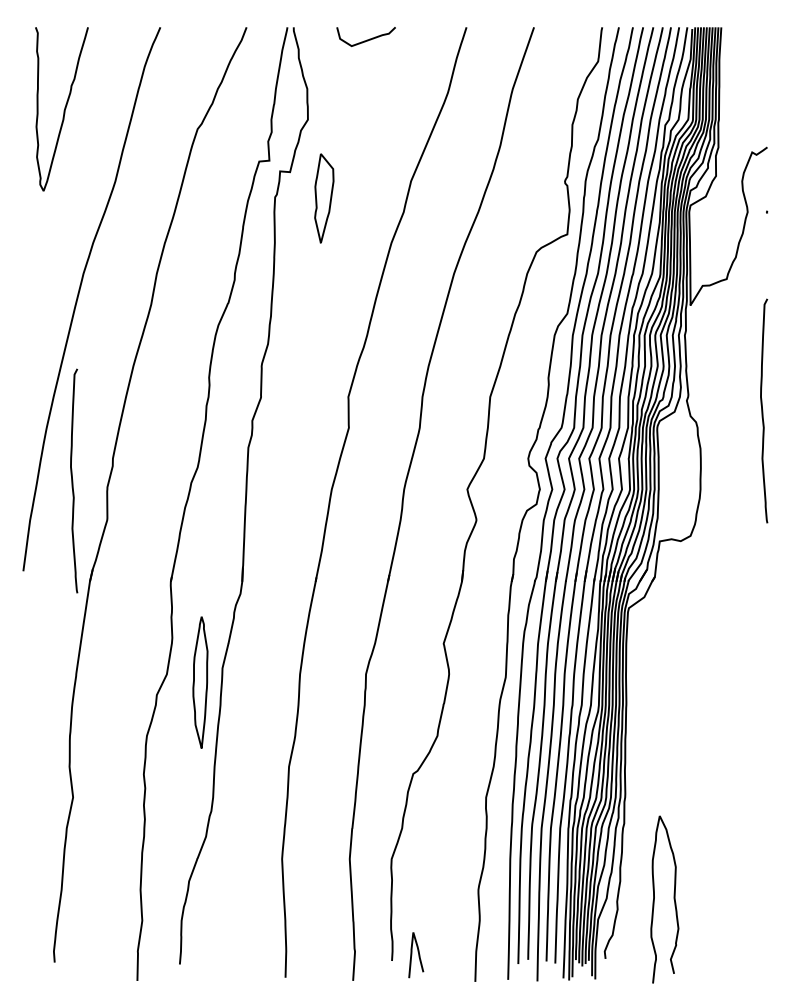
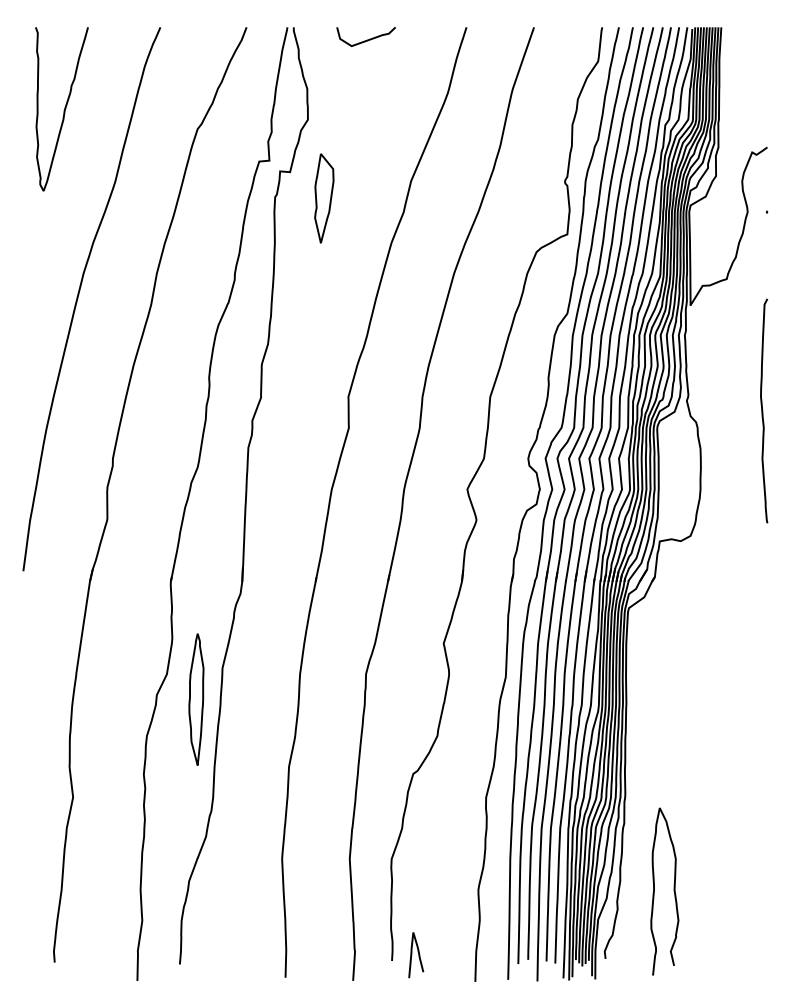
curve: present -> none (73, 480)
part position: (200, 682) -> (196, 699) (196, 699)
curve position: (673, 899) -> (673, 891) (673, 891)
